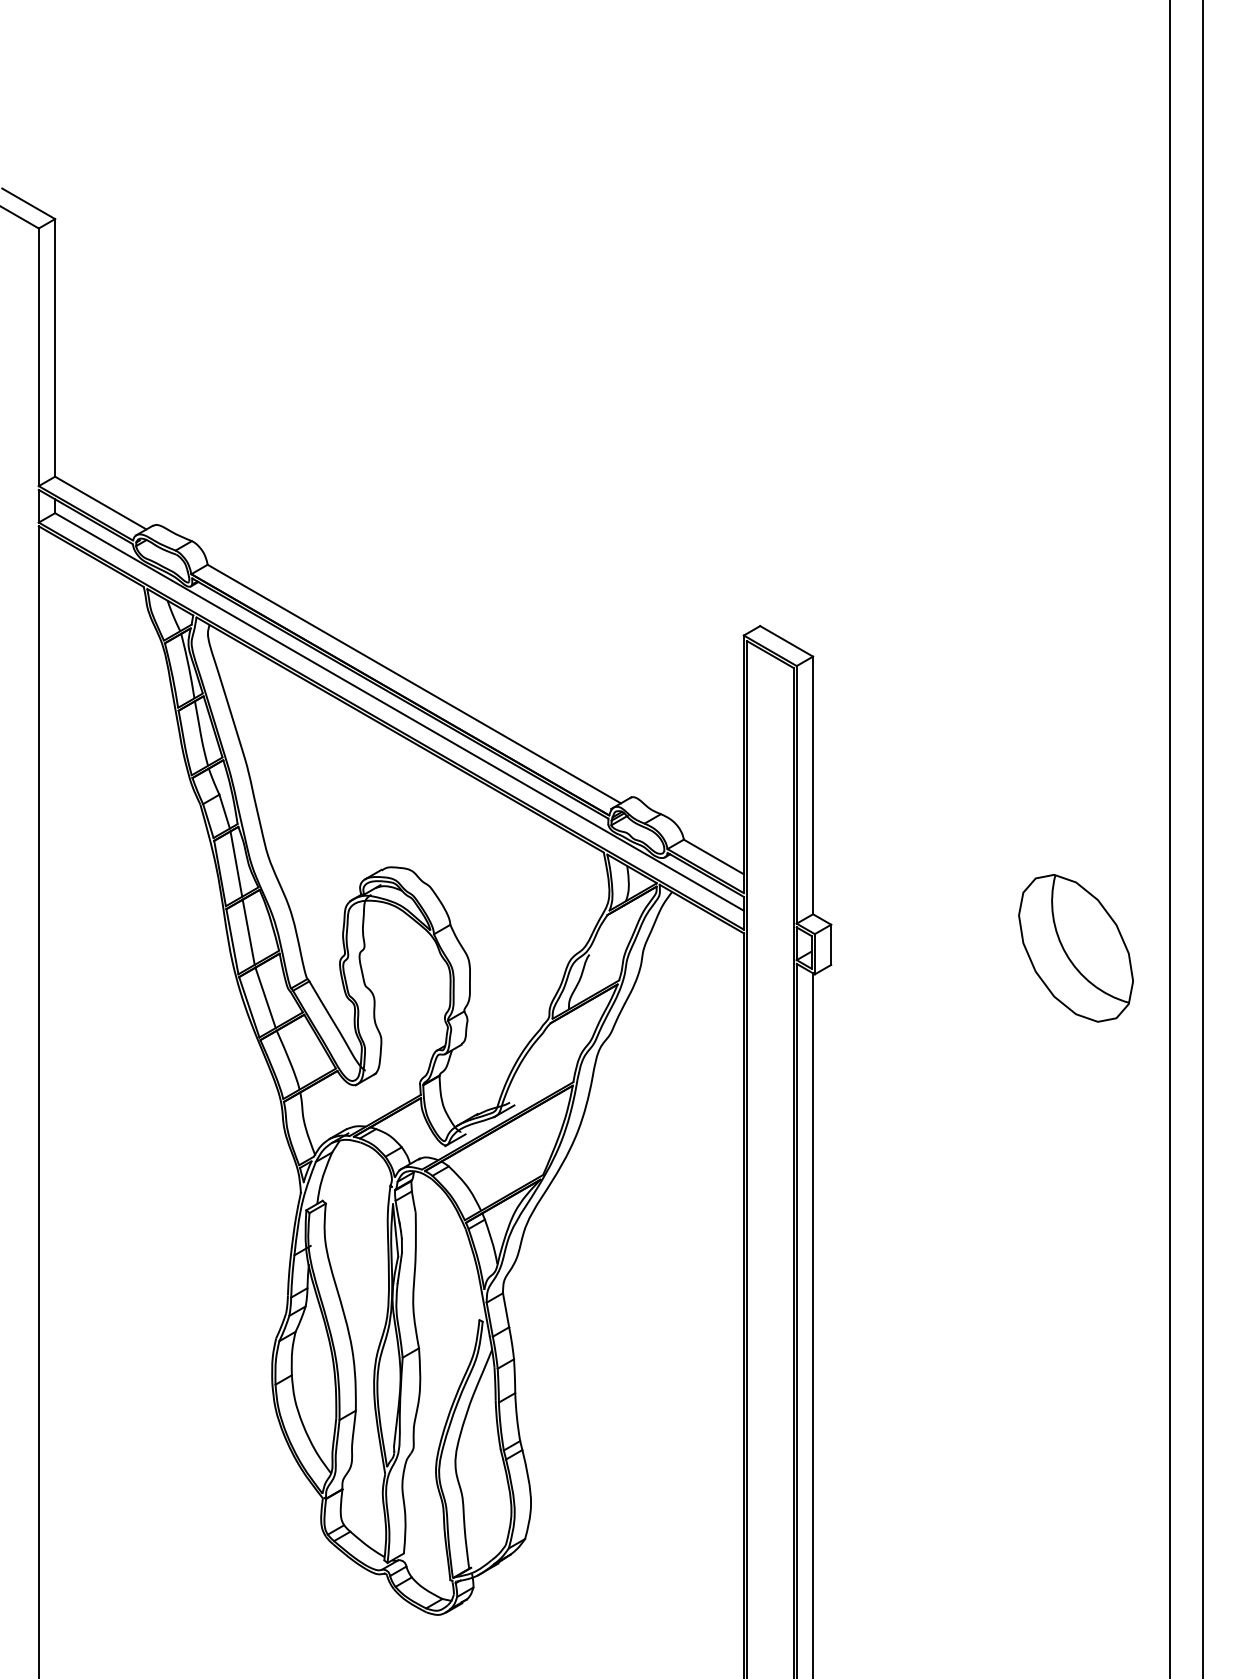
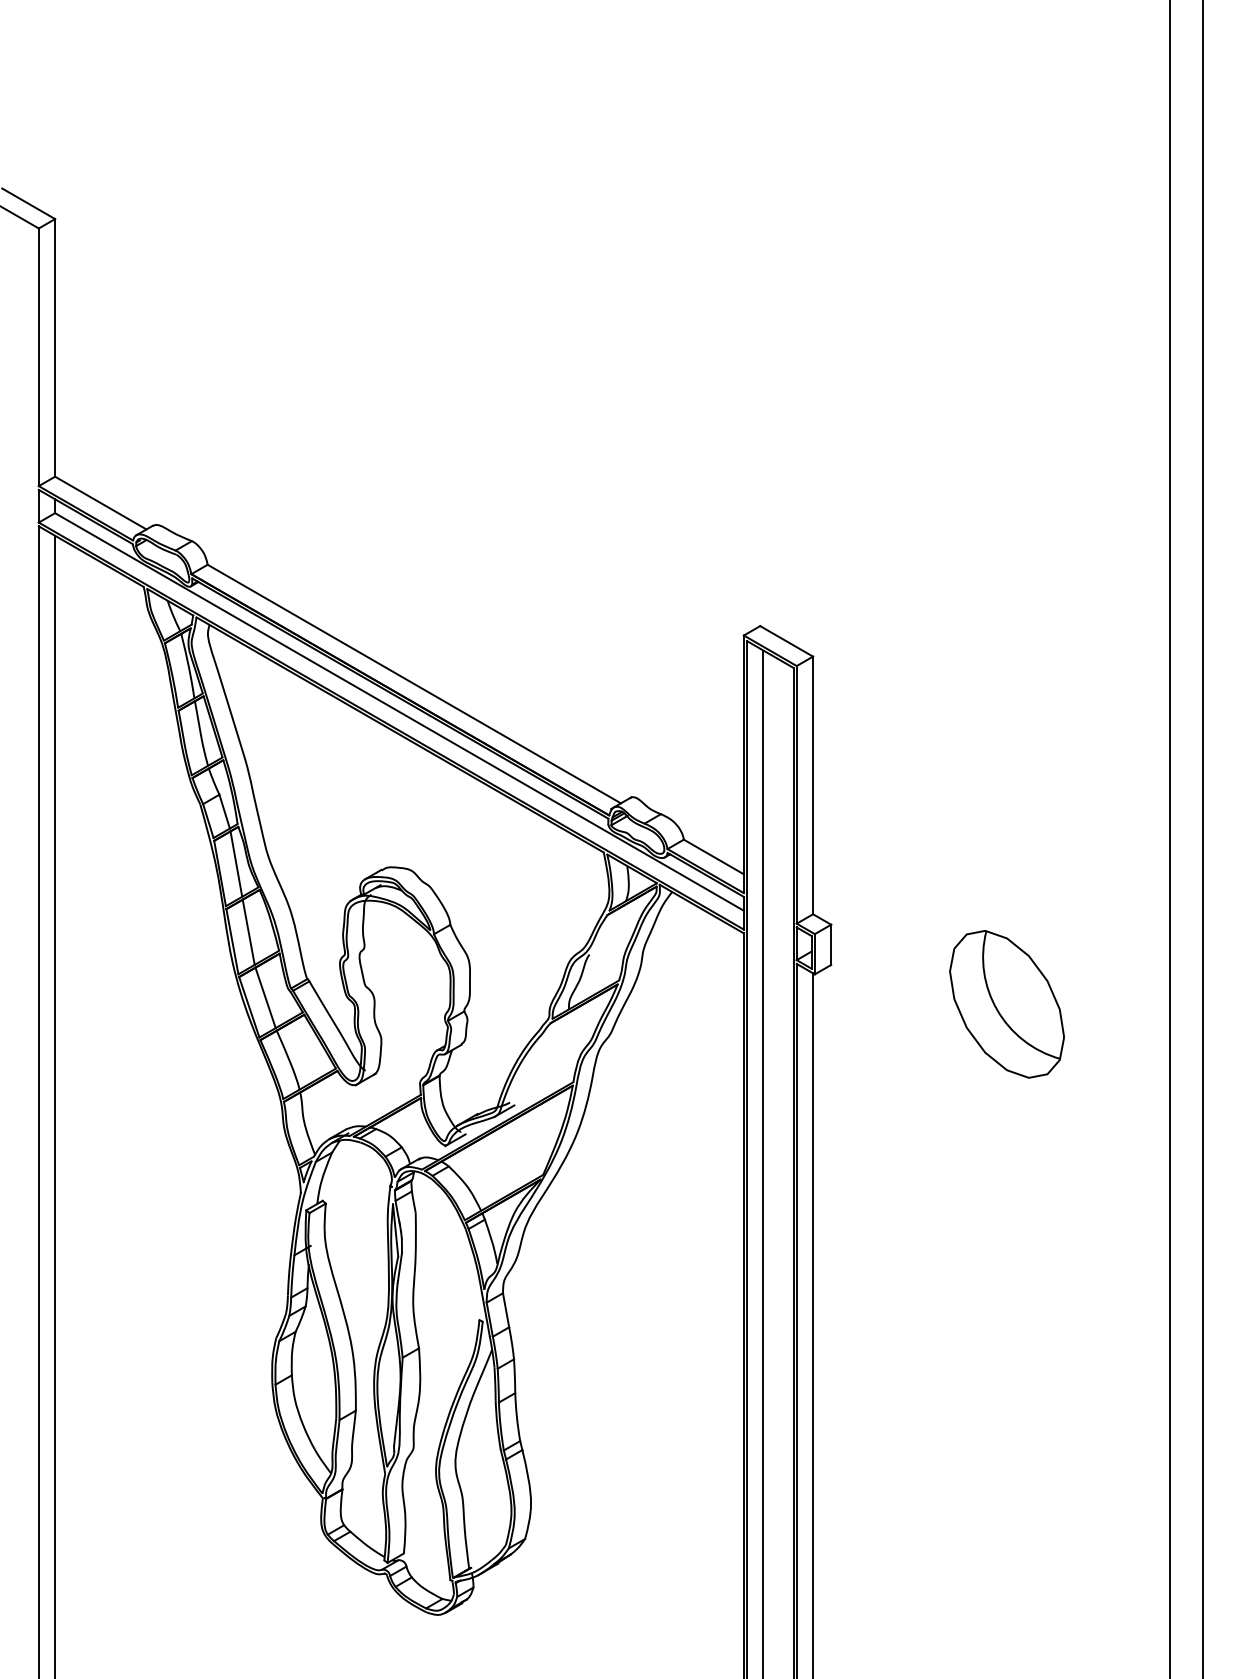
part position: (1075, 948) -> (1006, 1004) (1006, 1004)
line: none -> present (55, 1105)
line: none -> present (763, 1162)
